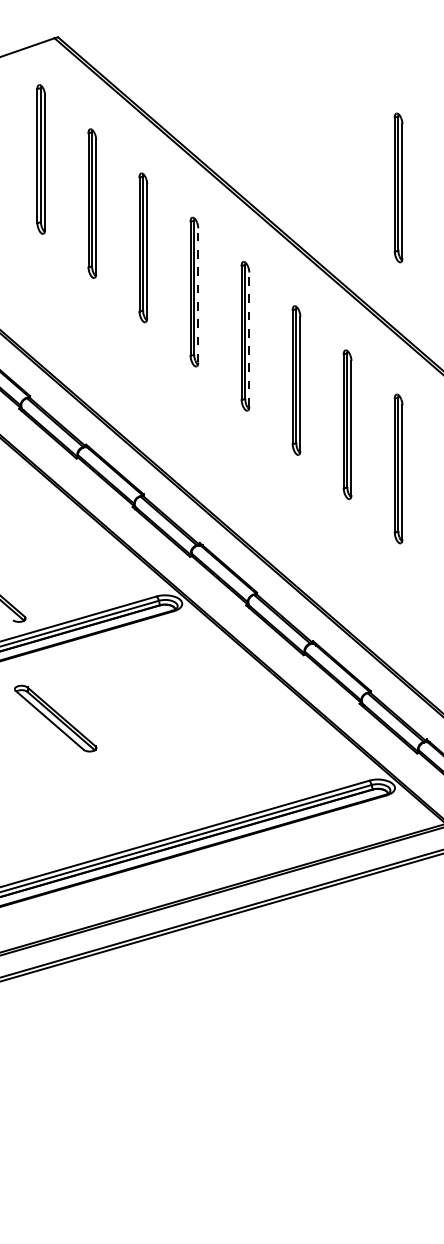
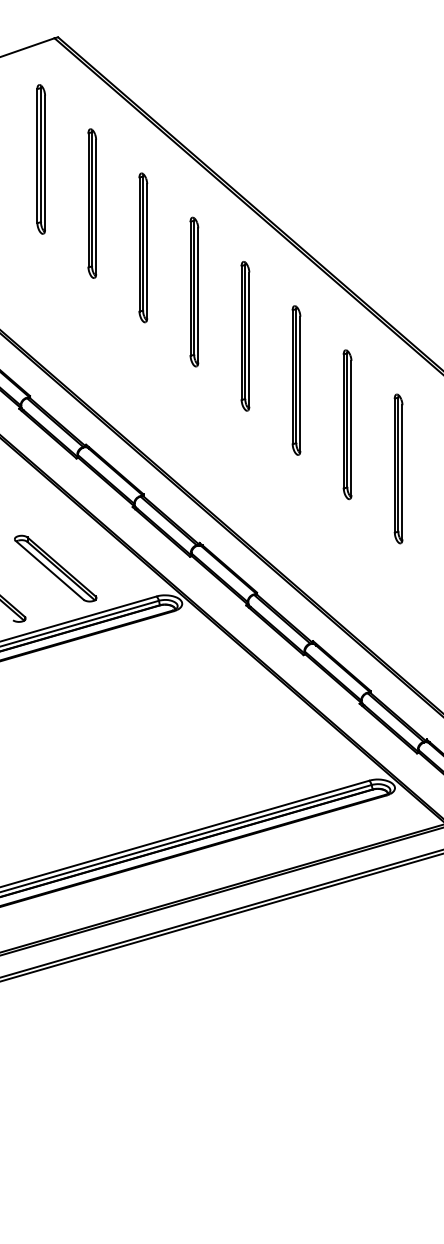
part: present -> none (398, 187)
line: dashed -> solid (198, 294)
line: dashed -> solid (249, 339)
part position: (55, 718) -> (55, 568) (55, 568)
